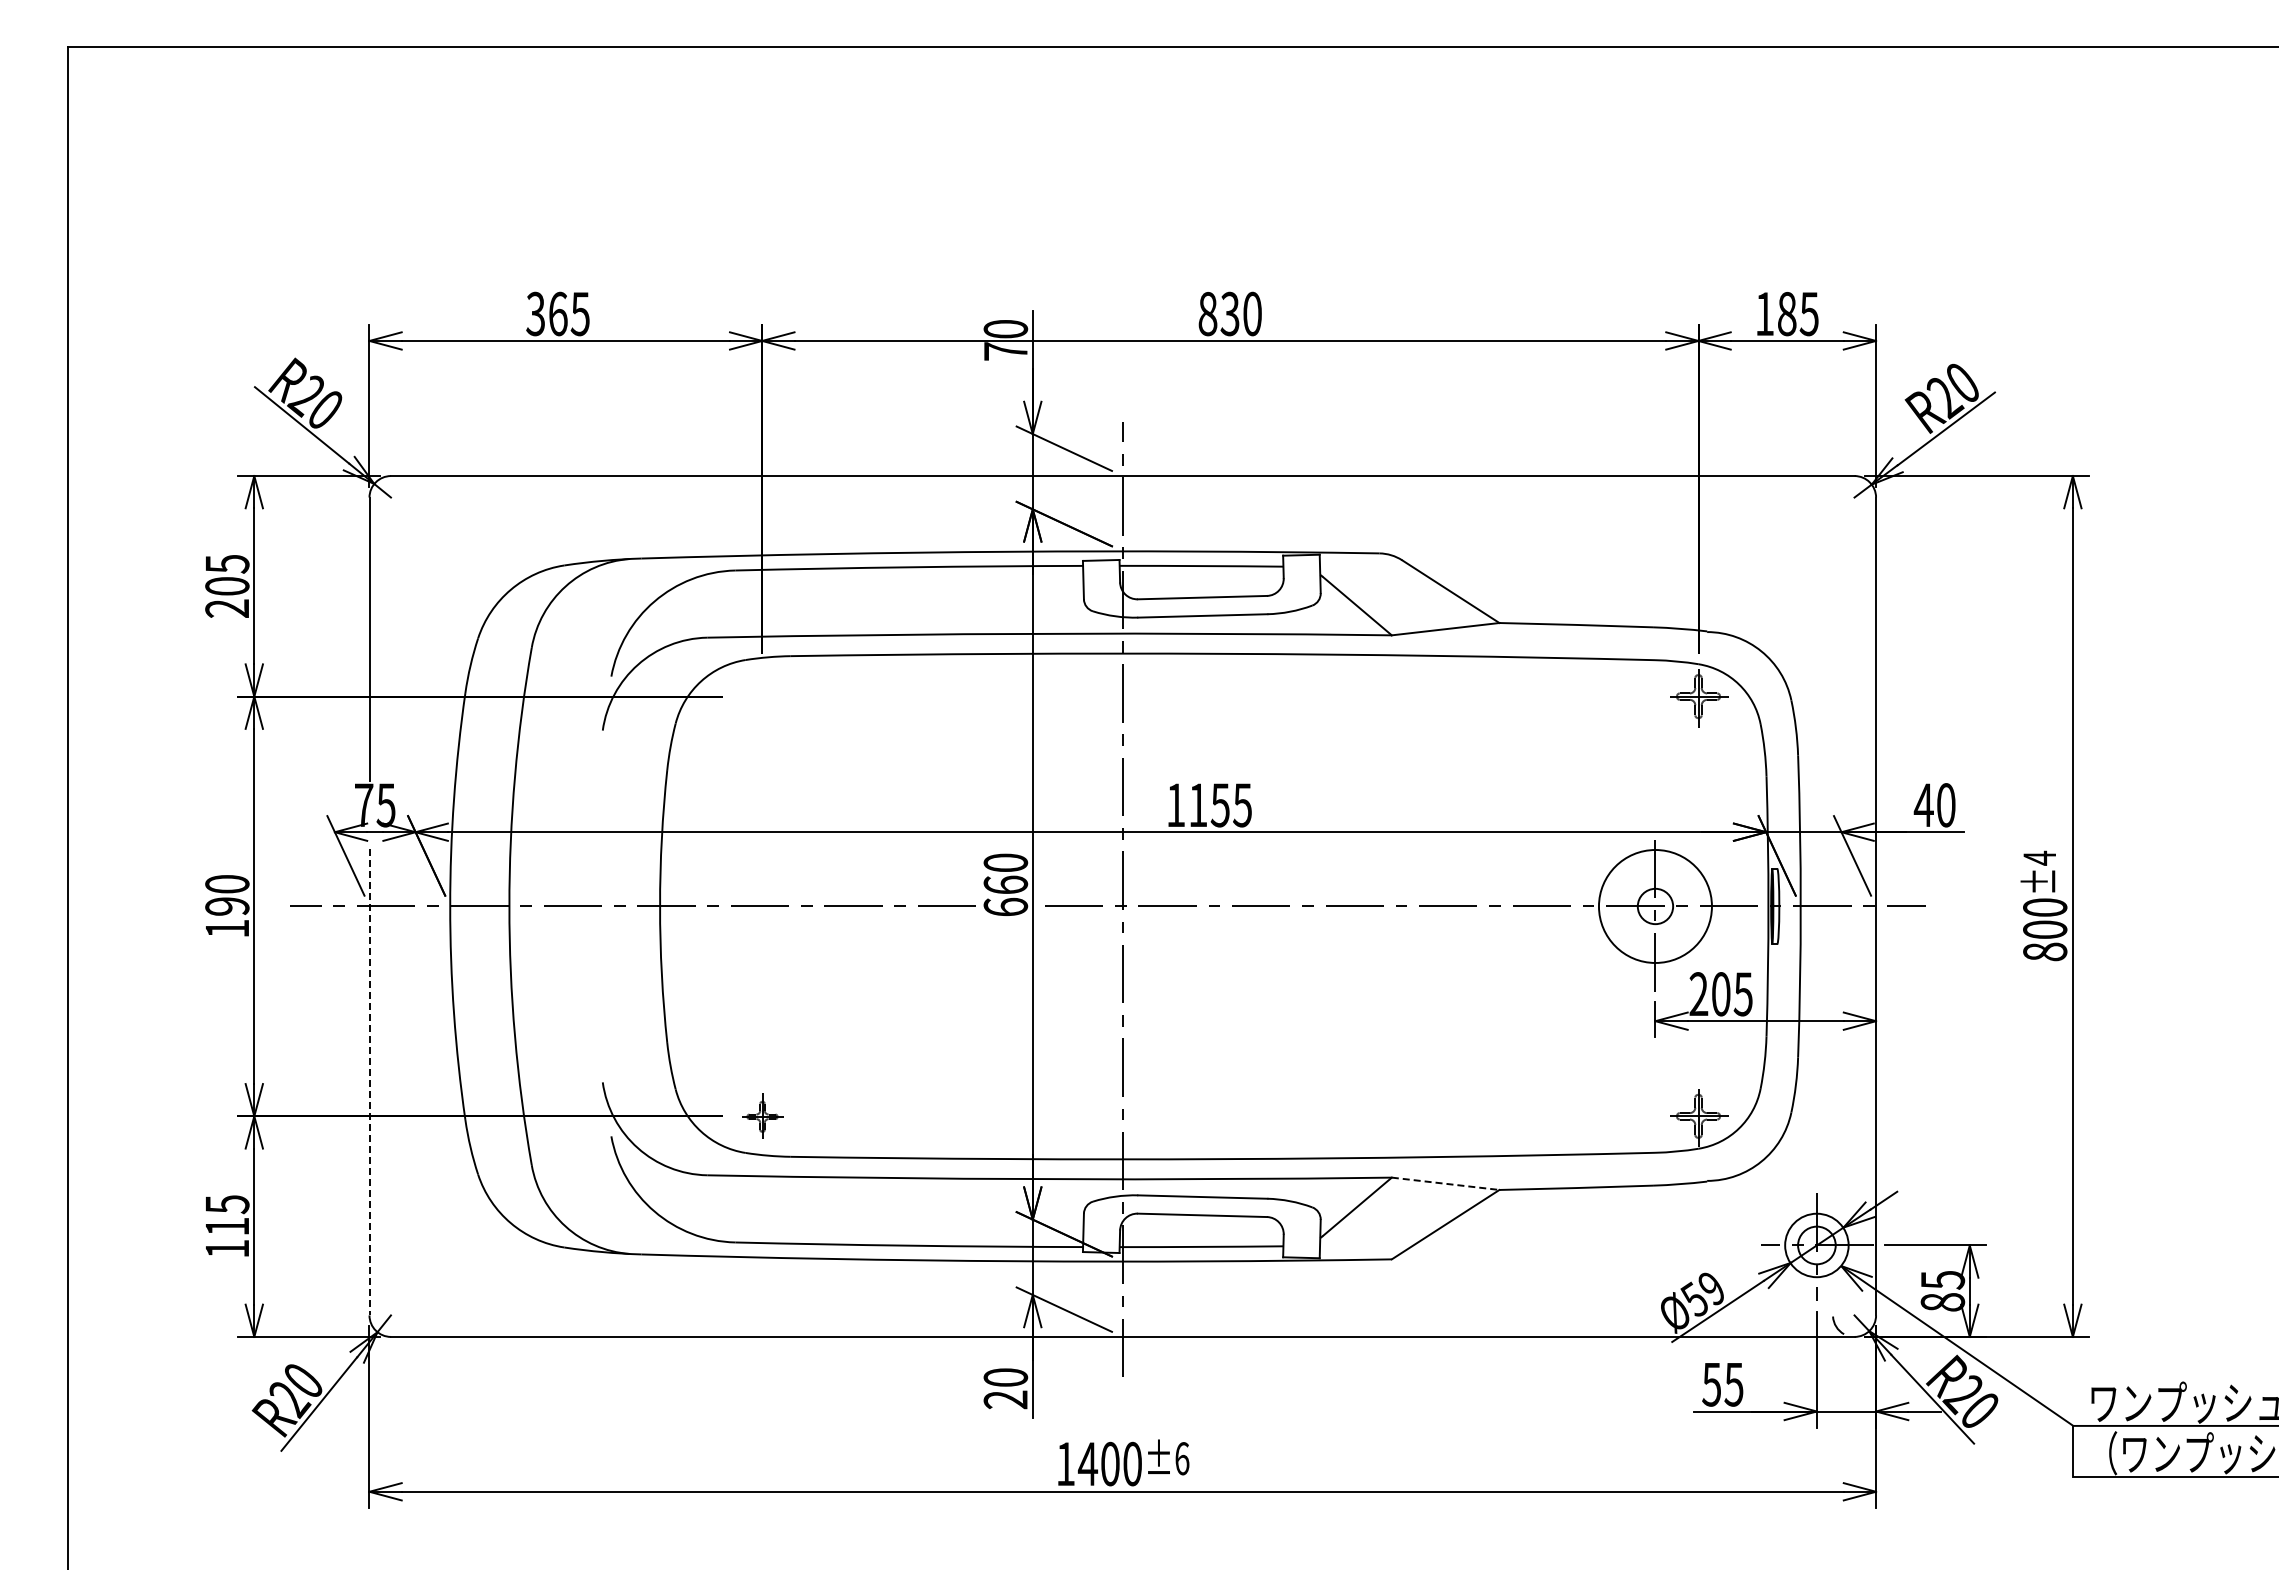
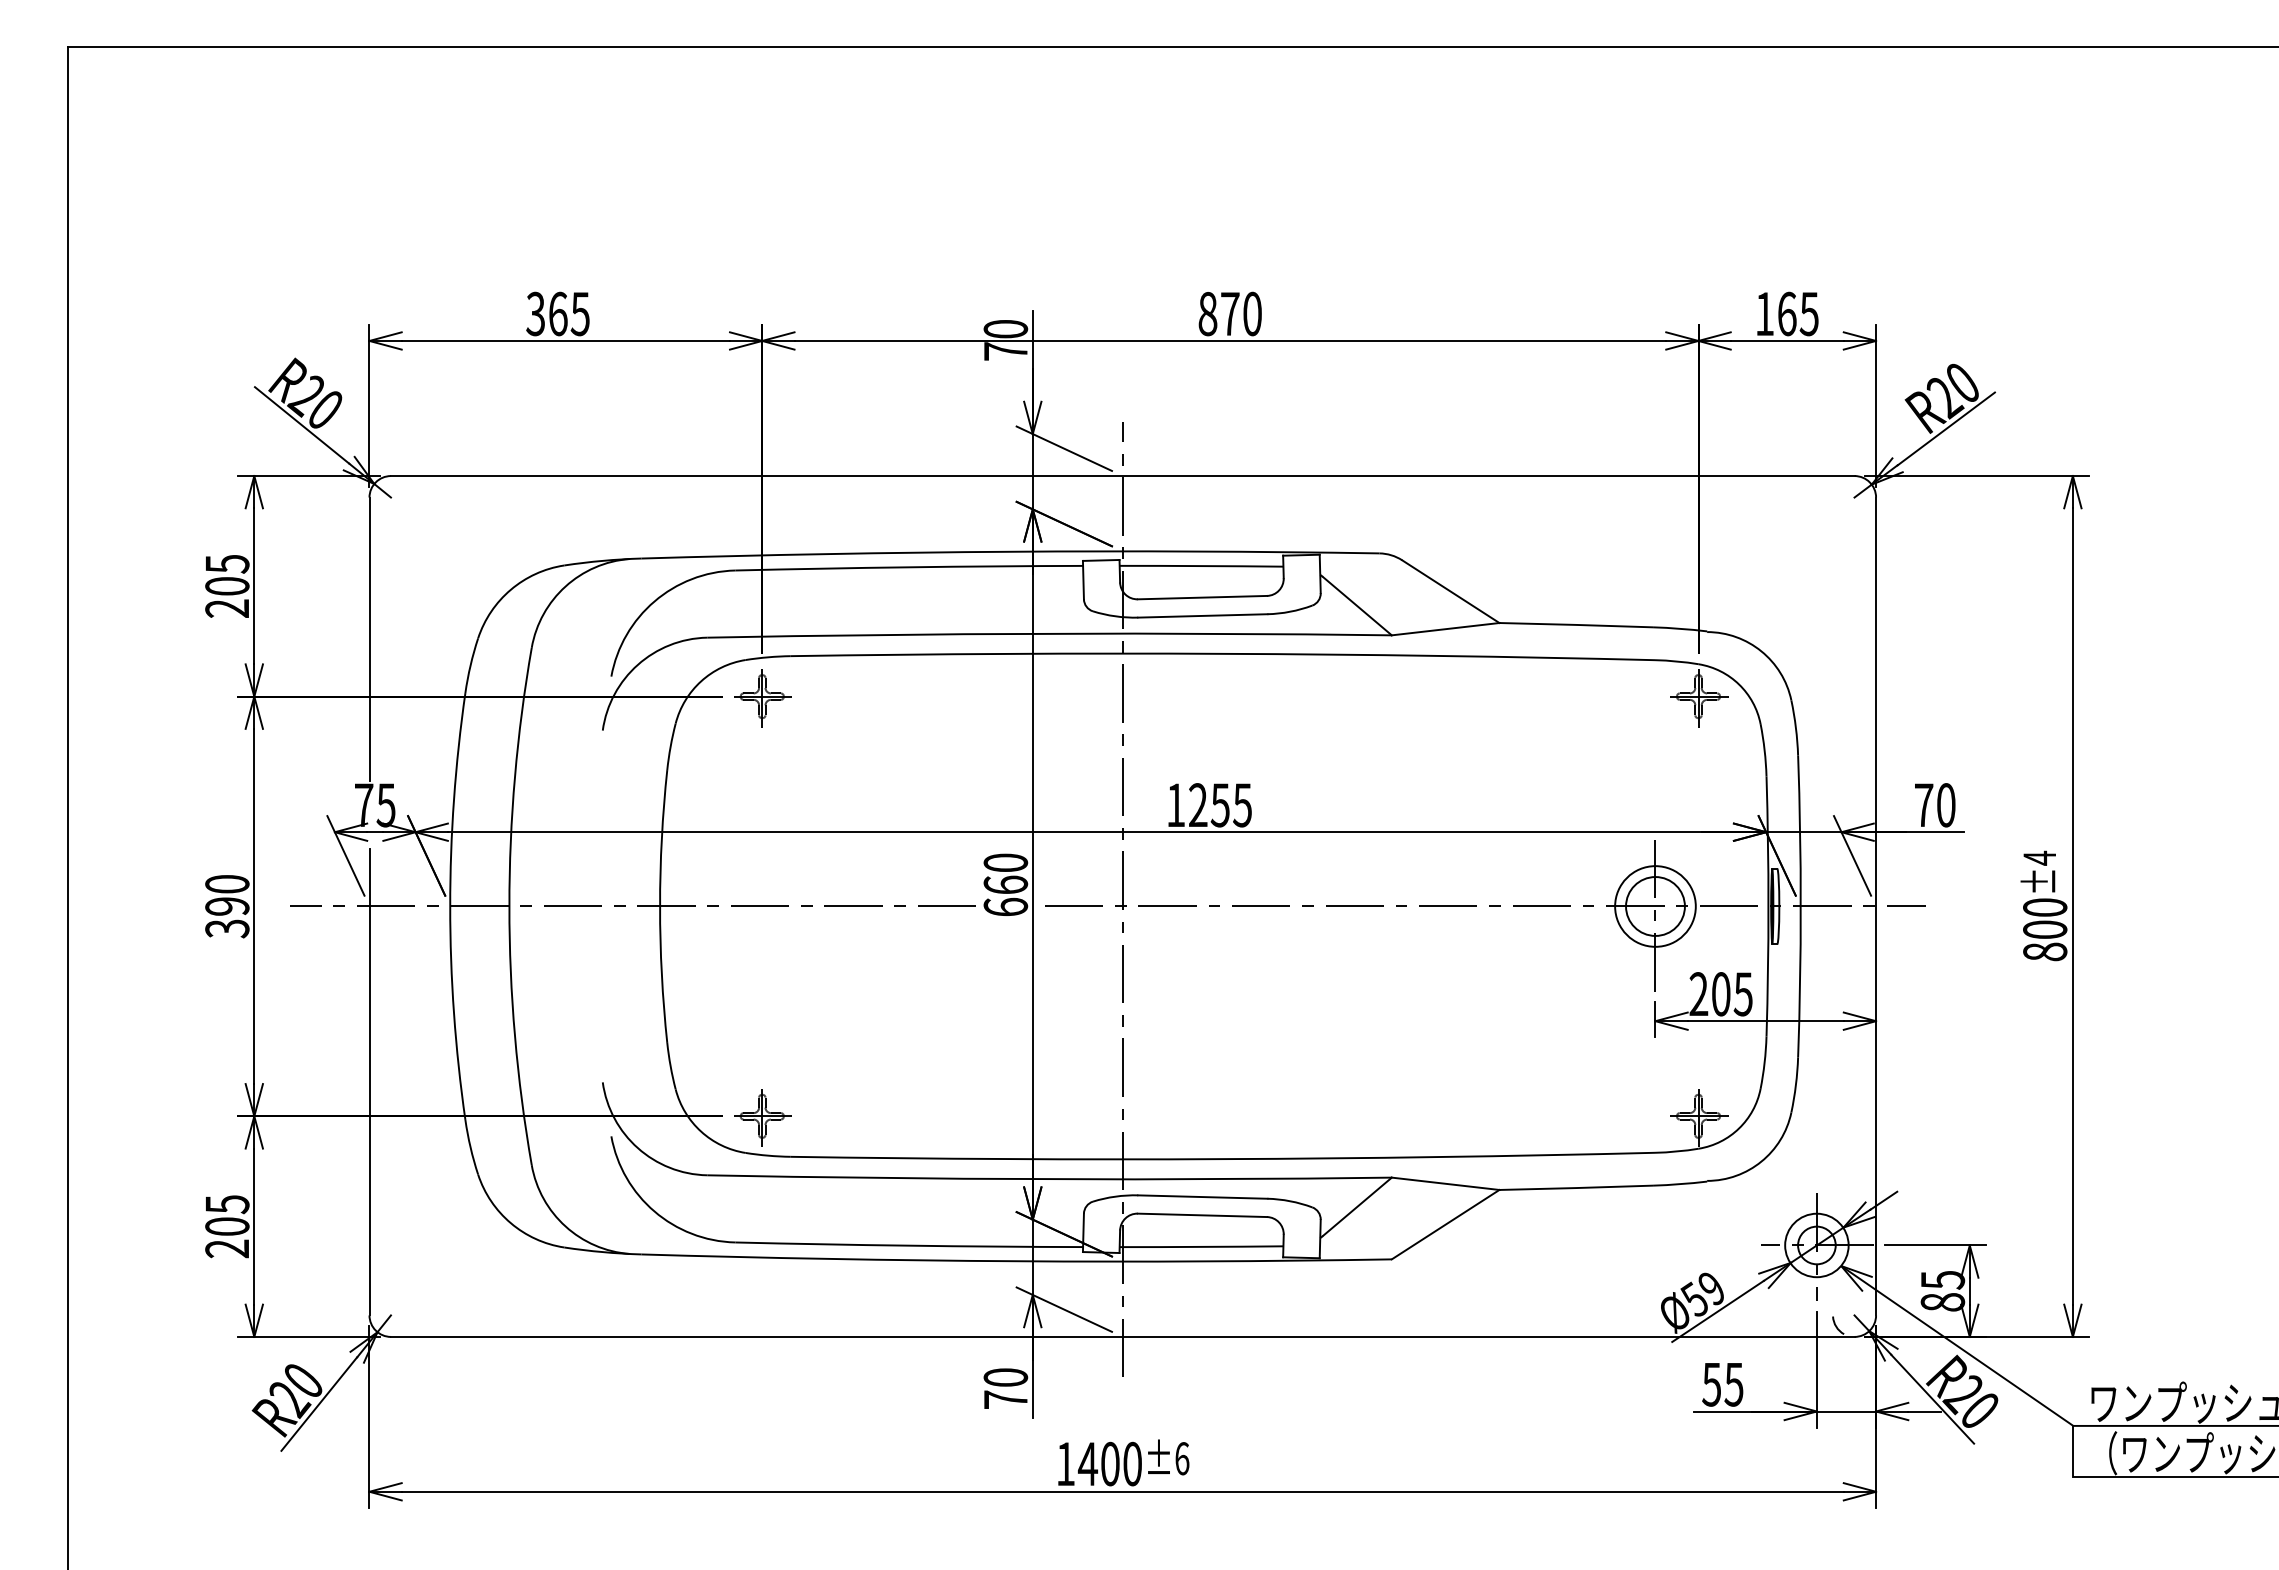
text: 830 -> 870 (1229, 313)
text: 185 -> 165 (1787, 313)
part: none -> present (762, 698)
text: 1155 -> 1255 (1198, 804)
text: 40 -> 70 (1923, 804)
circle diameter: 113 px -> 81 px (1655, 906)
circle diameter: 35 px -> 59 px (1655, 906)
text: 190 -> 390 (227, 928)
line: dashed -> solid (369, 1082)
part size: 42x46 px -> 58x58 px (762, 1117)
line: dashed -> solid (1446, 1183)
text: 115 -> 205 (227, 1237)
text: 20 -> 70 (1005, 1399)
